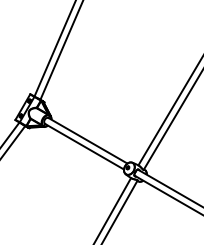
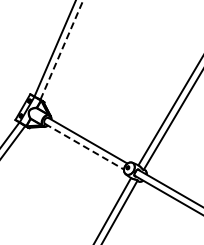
line: solid -> dashed (61, 50)
line: solid -> dashed (84, 146)
